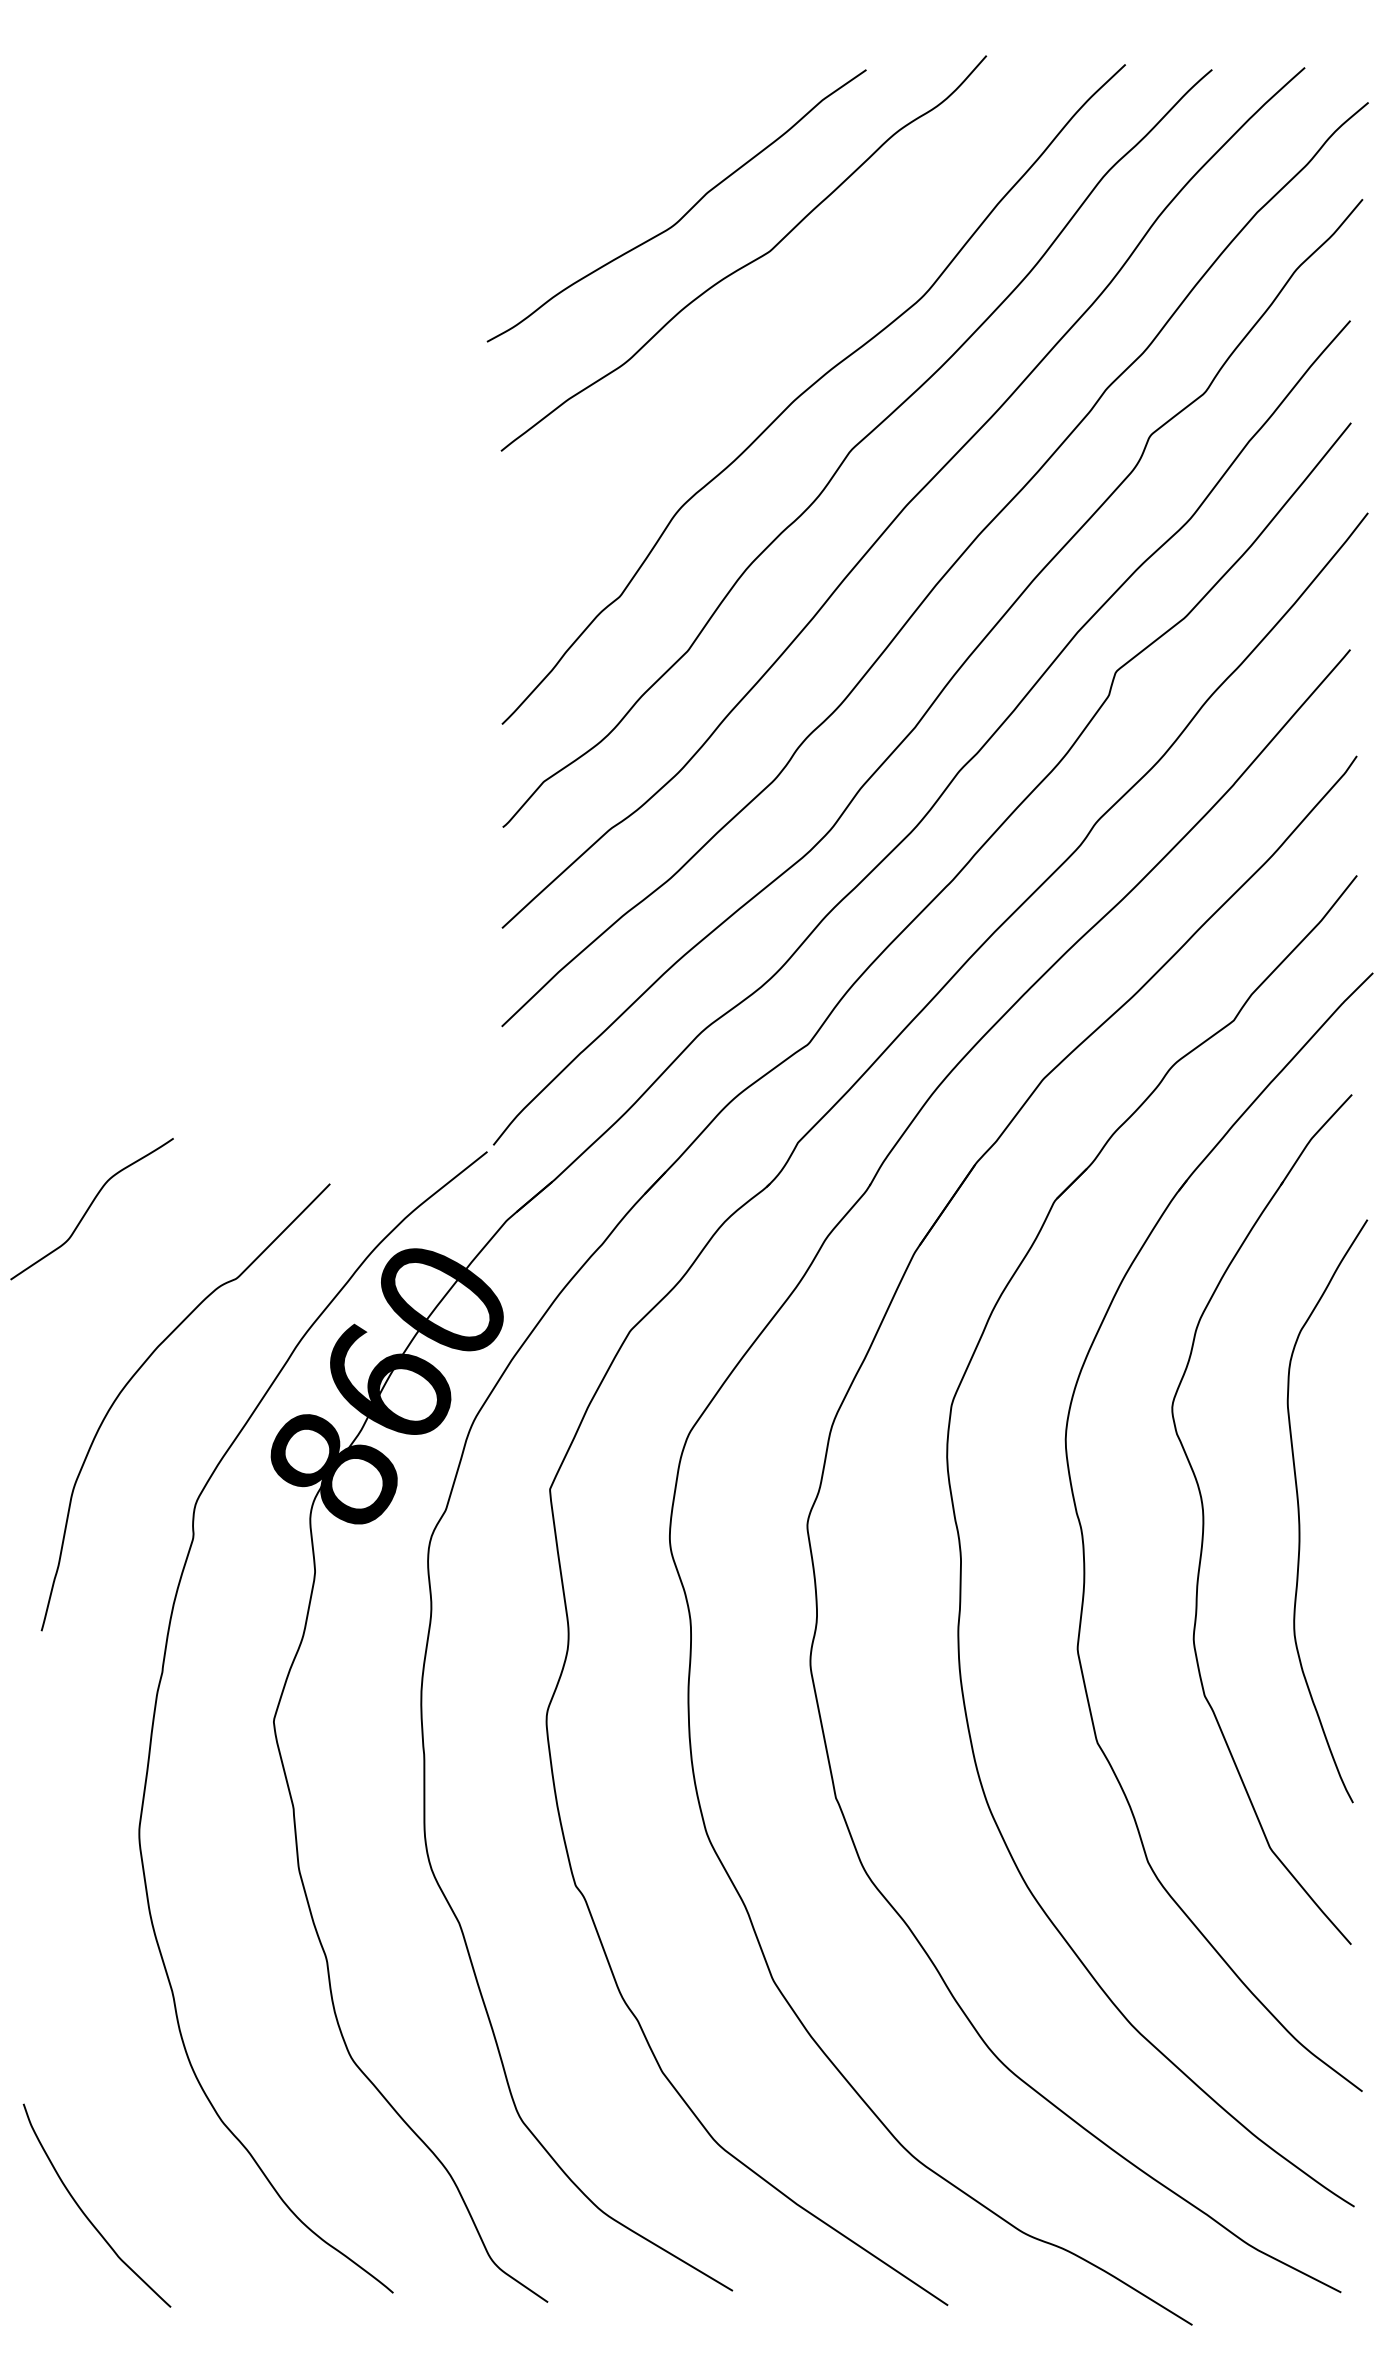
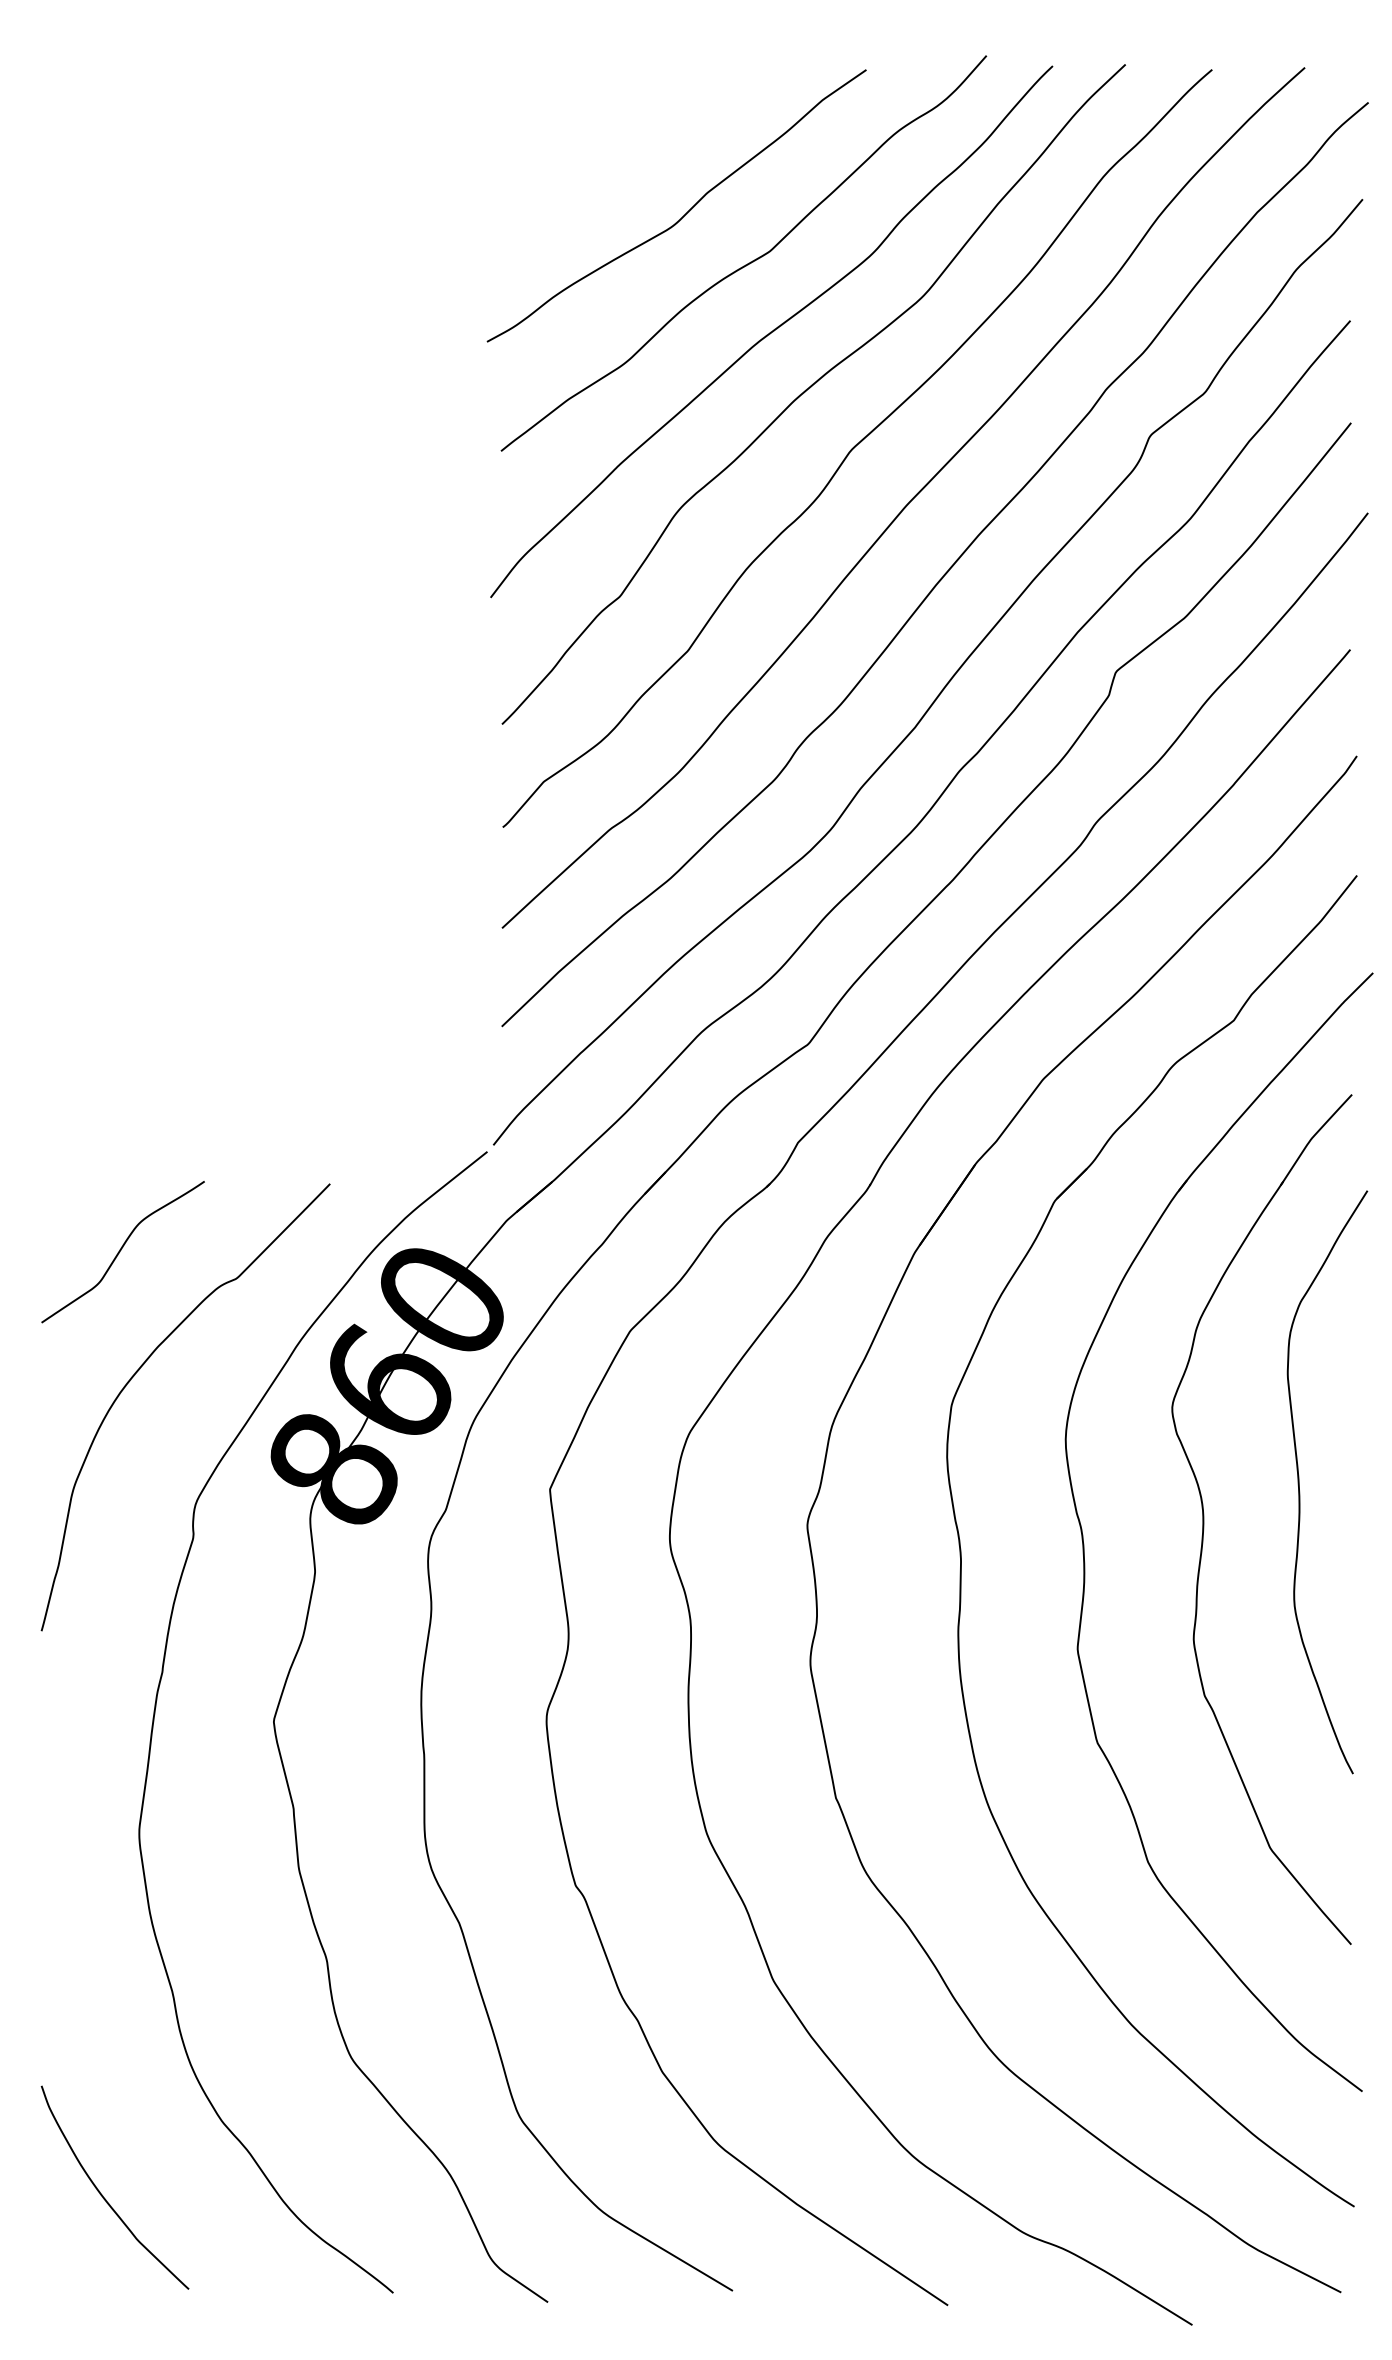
curve: none -> present (771, 331)
curve position: (89, 1209) -> (120, 1252) (120, 1252)
curve position: (1299, 1511) -> (1299, 1482) (1299, 1482)
curve position: (85, 2213) -> (103, 2195) (103, 2195)
